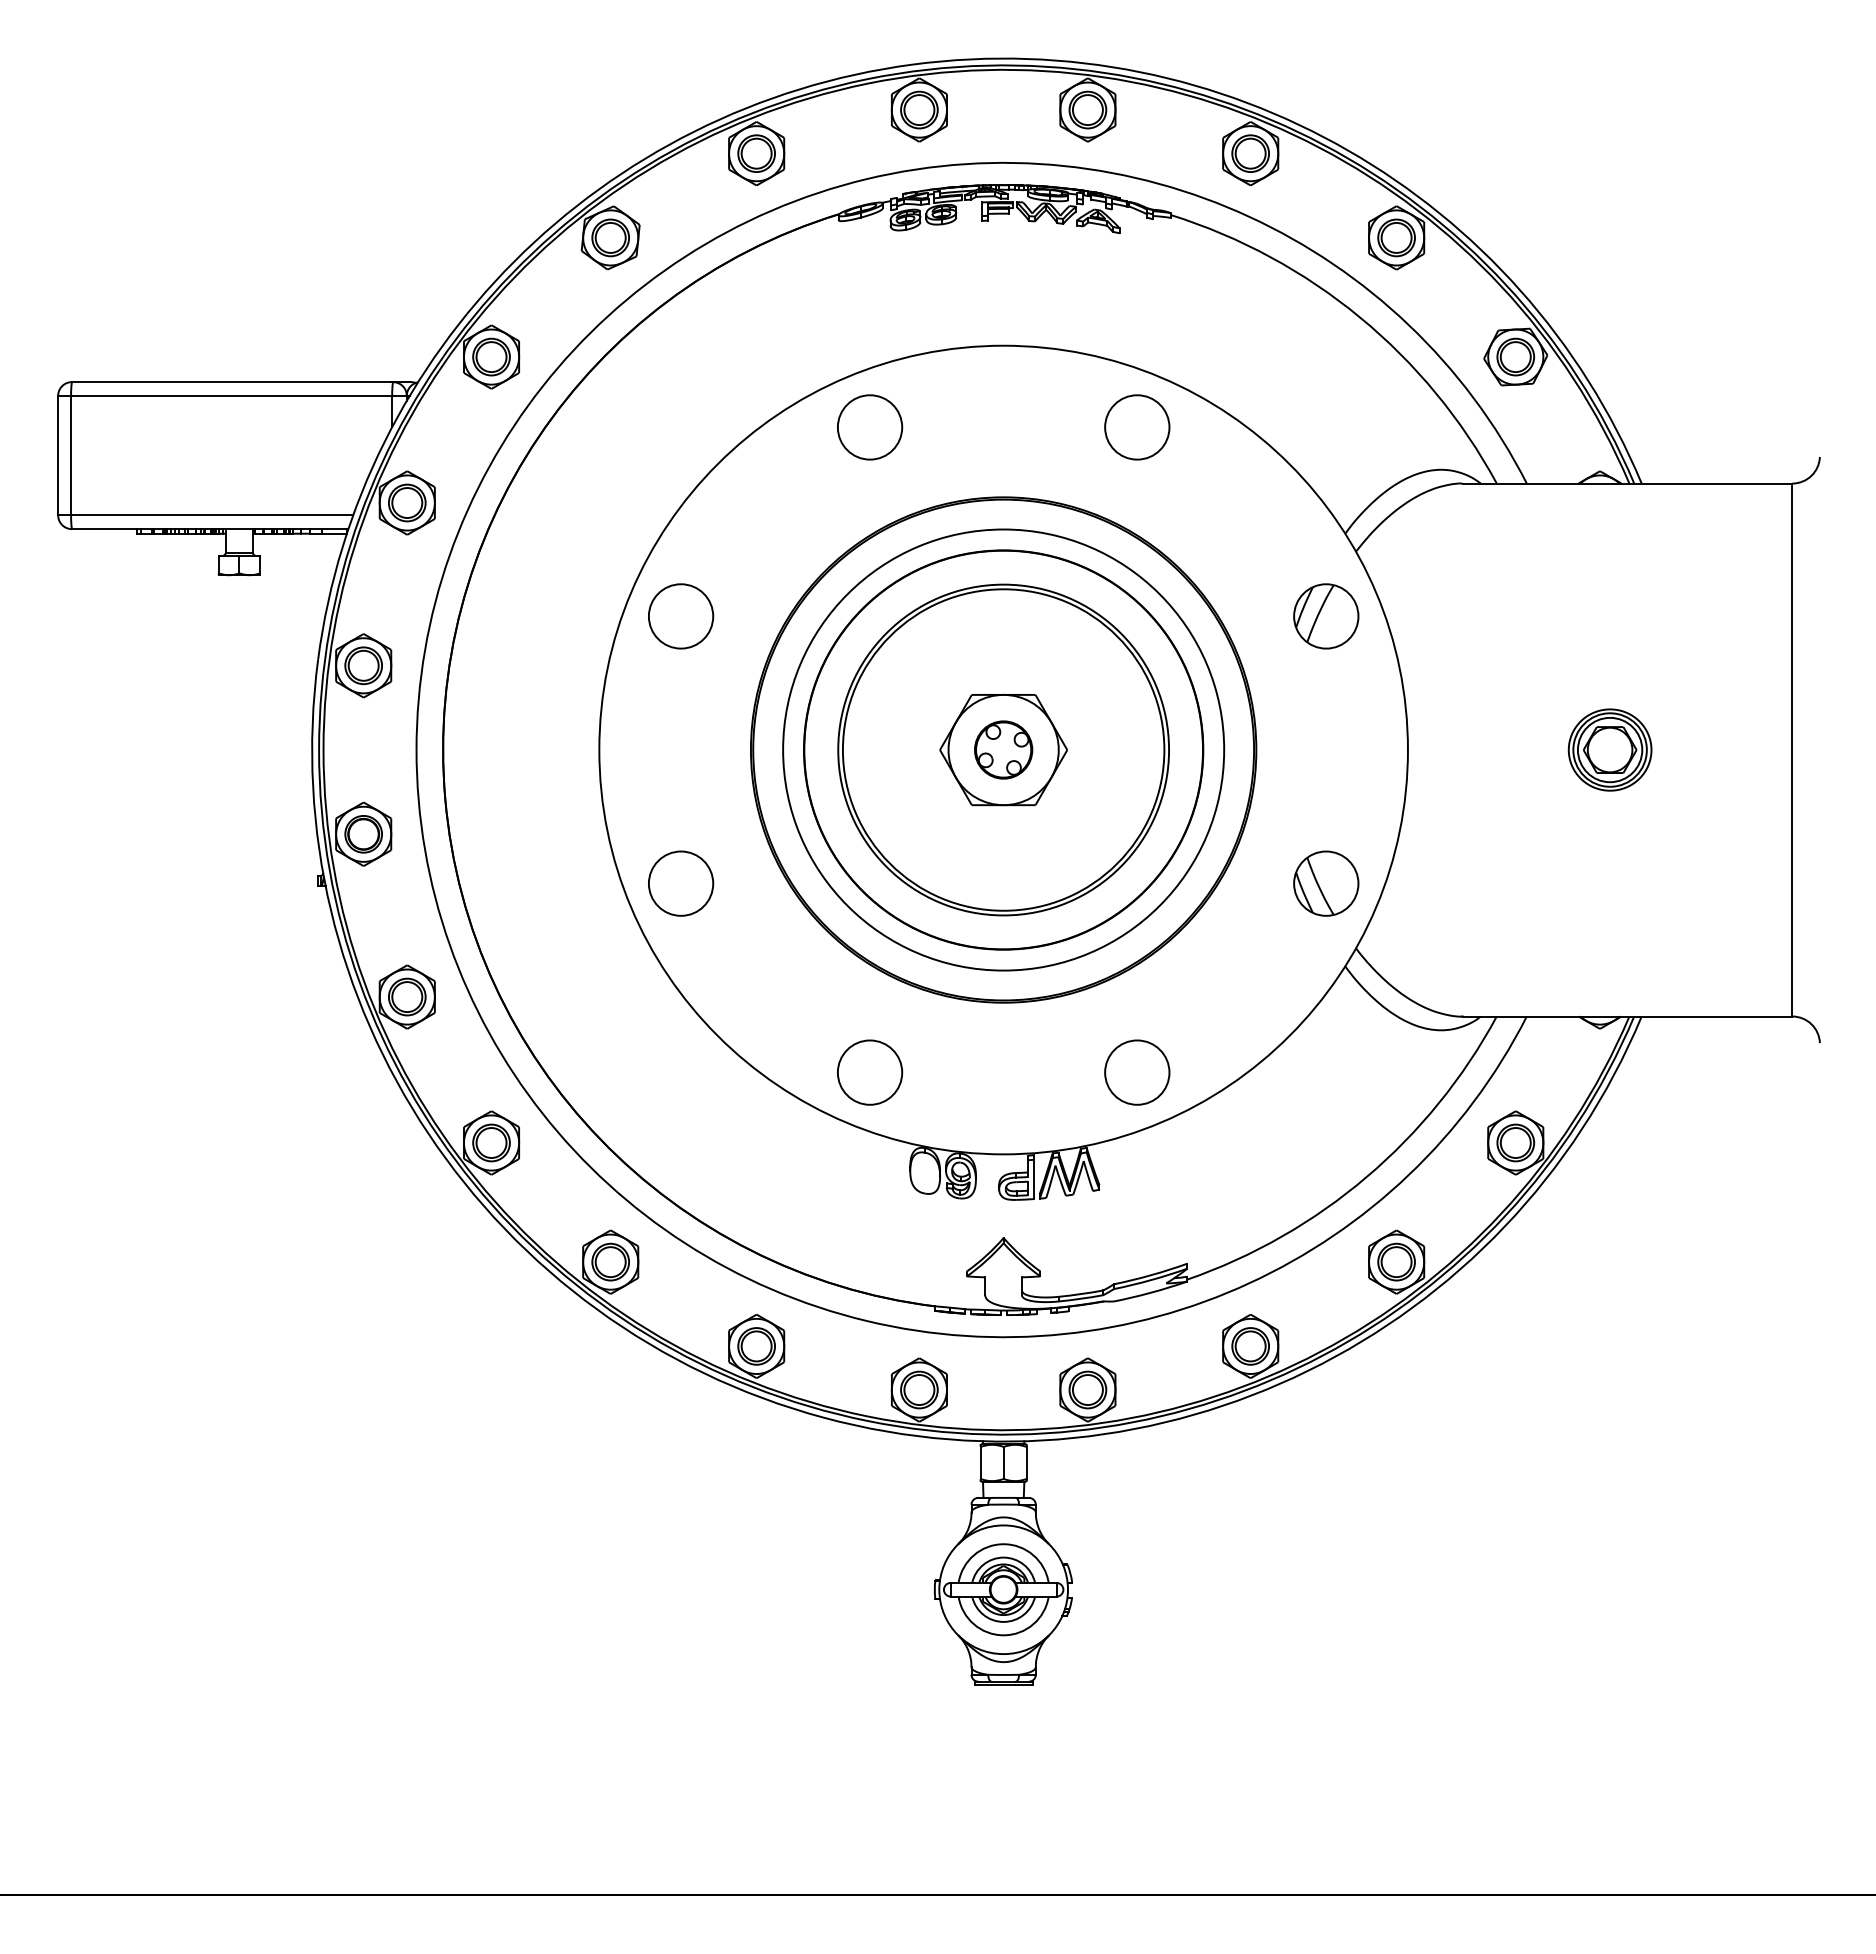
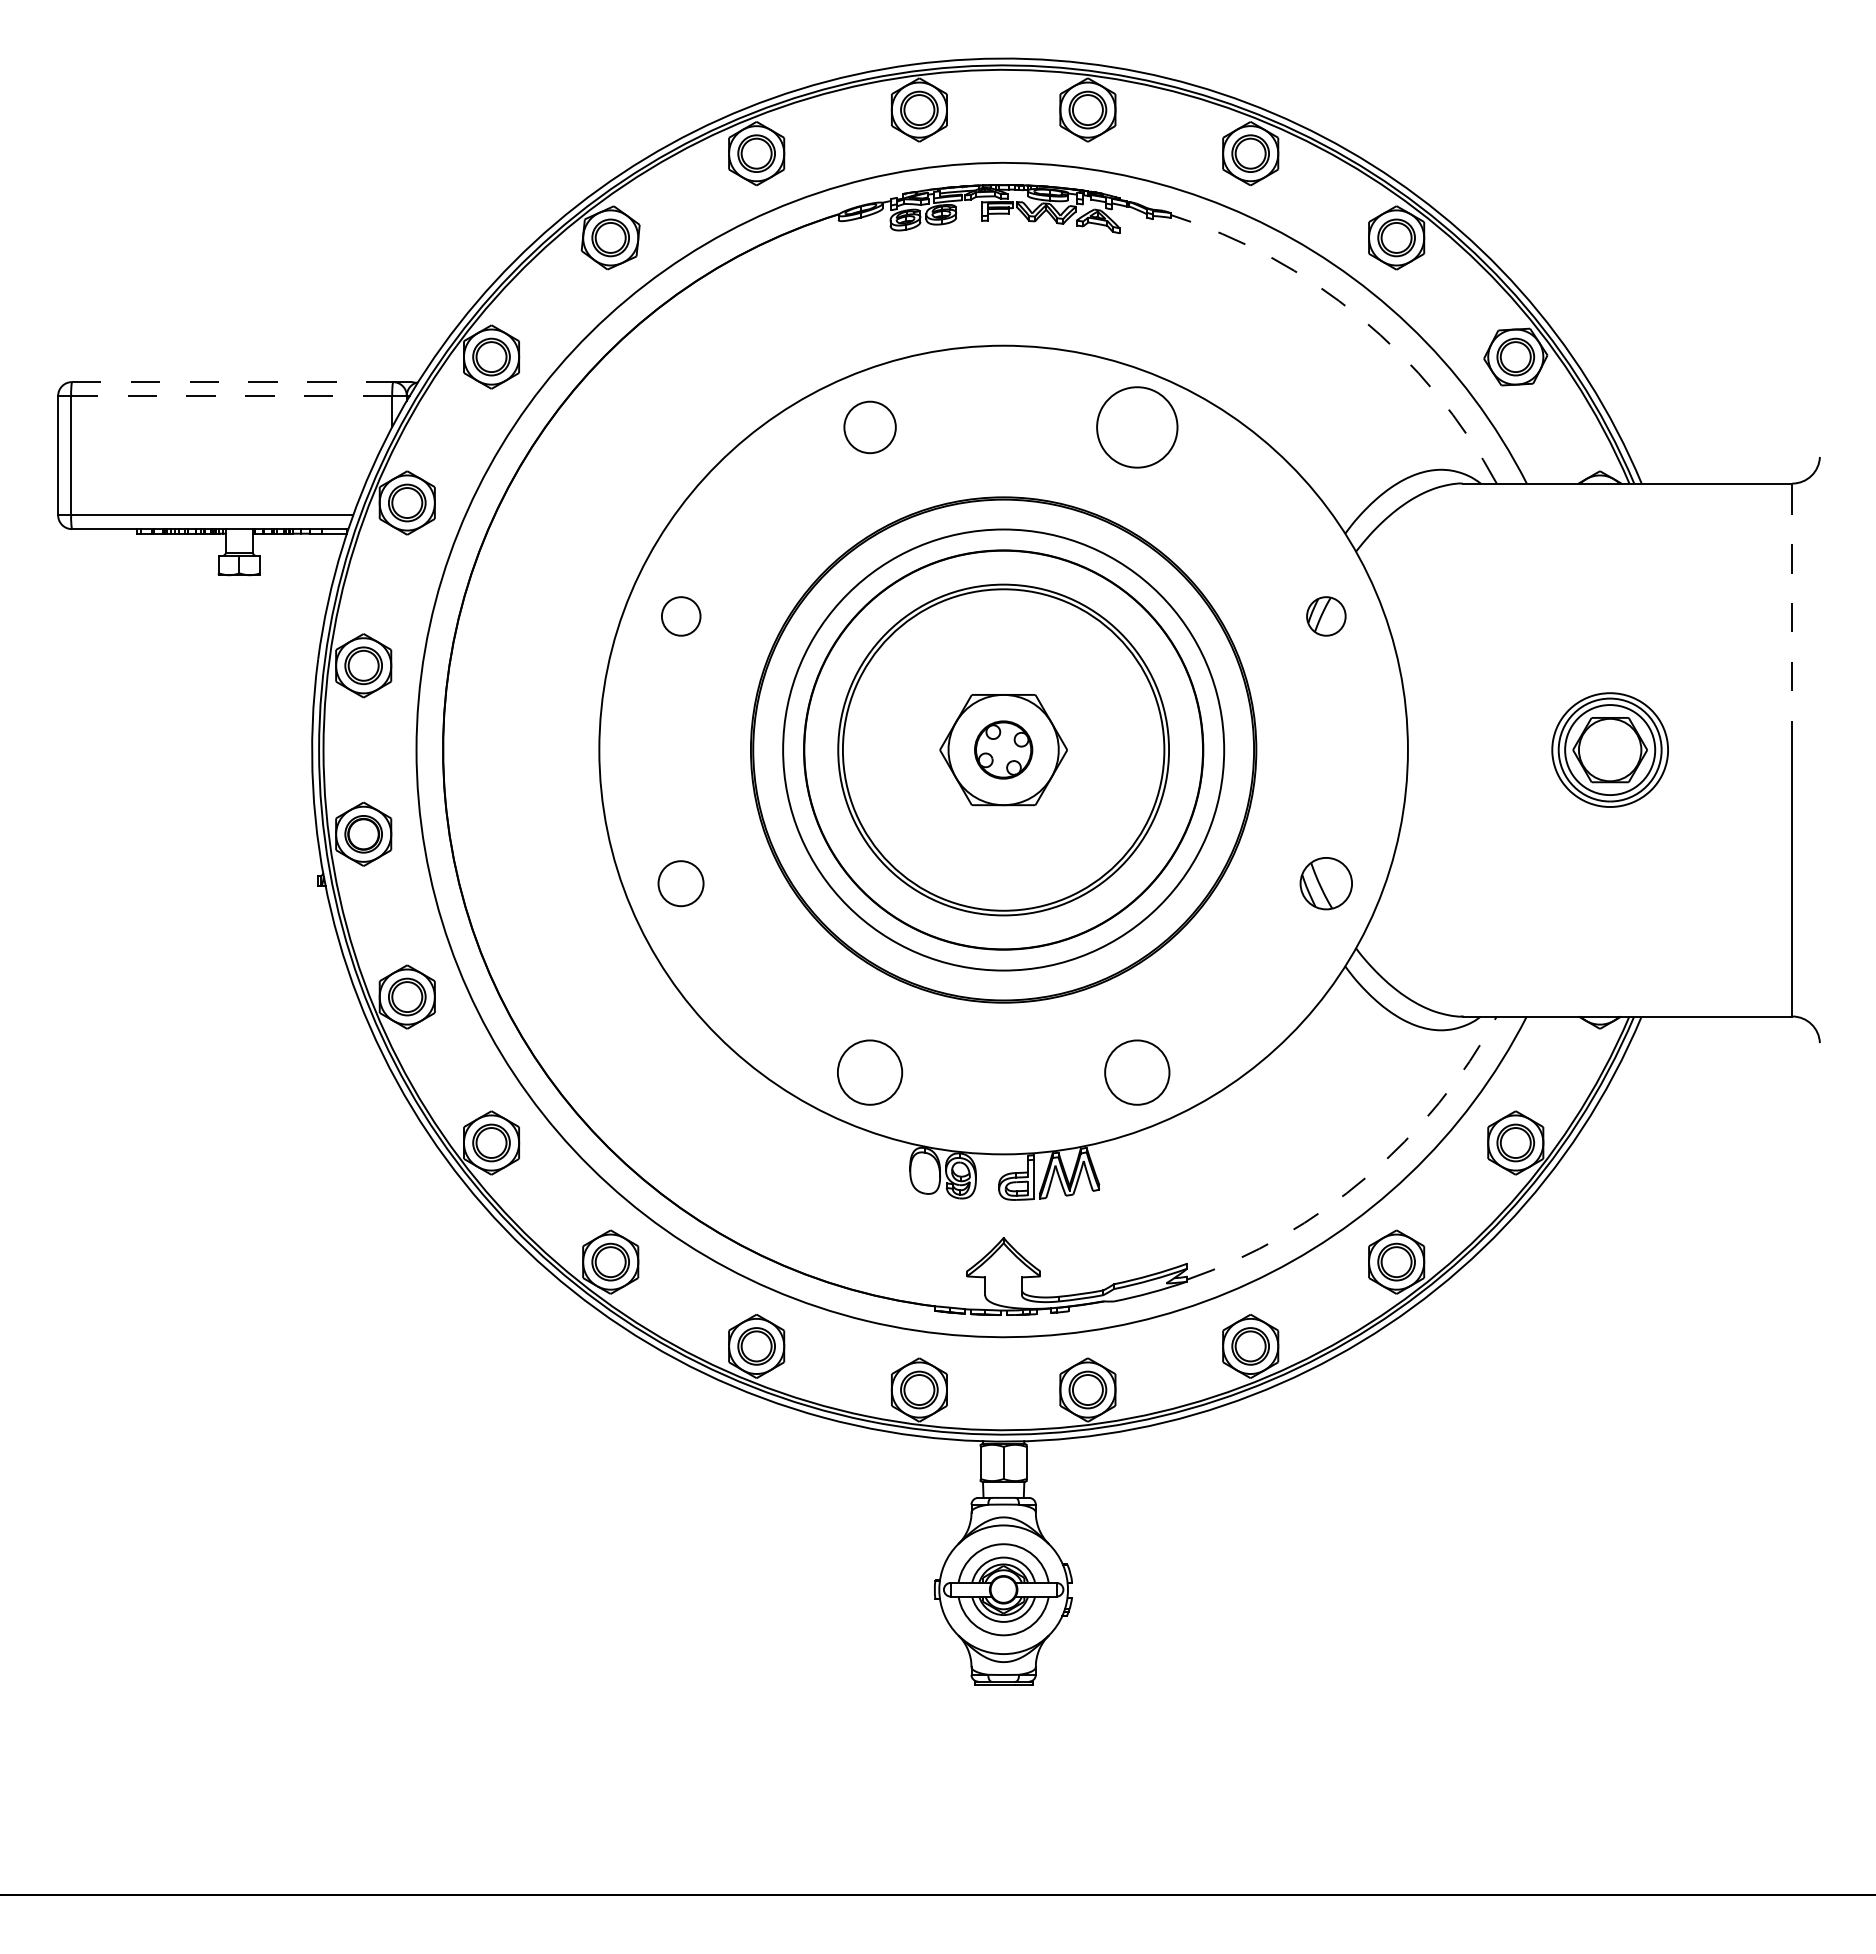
arc: solid -> dashed (1360, 317)
line: solid -> dashed (232, 382)
line: solid -> dashed (231, 395)
circle size: 67x67 px -> 54x55 px (869, 427)
circle diameter: 64 px -> 80 px (1137, 427)
circle size: 67x67 px -> 41x41 px (681, 616)
part size: 67x67 px -> 41x41 px (1326, 616)
line: solid -> dashed (1792, 616)
part size: 86x84 px -> 118x116 px (1609, 749)
circle diameter: 64 px -> 45 px (680, 883)
part size: 67x67 px -> 54x54 px (1325, 883)
arc: solid -> dashed (1366, 1177)
